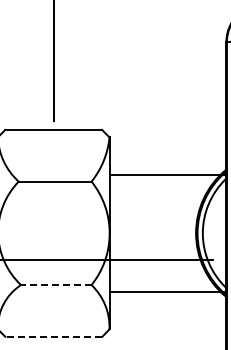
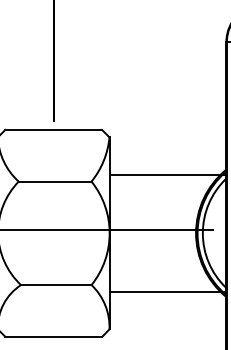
line position: (114, 260) -> (114, 230) (114, 230)
line: dashed -> solid (55, 285)
line: dashed -> solid (53, 336)
